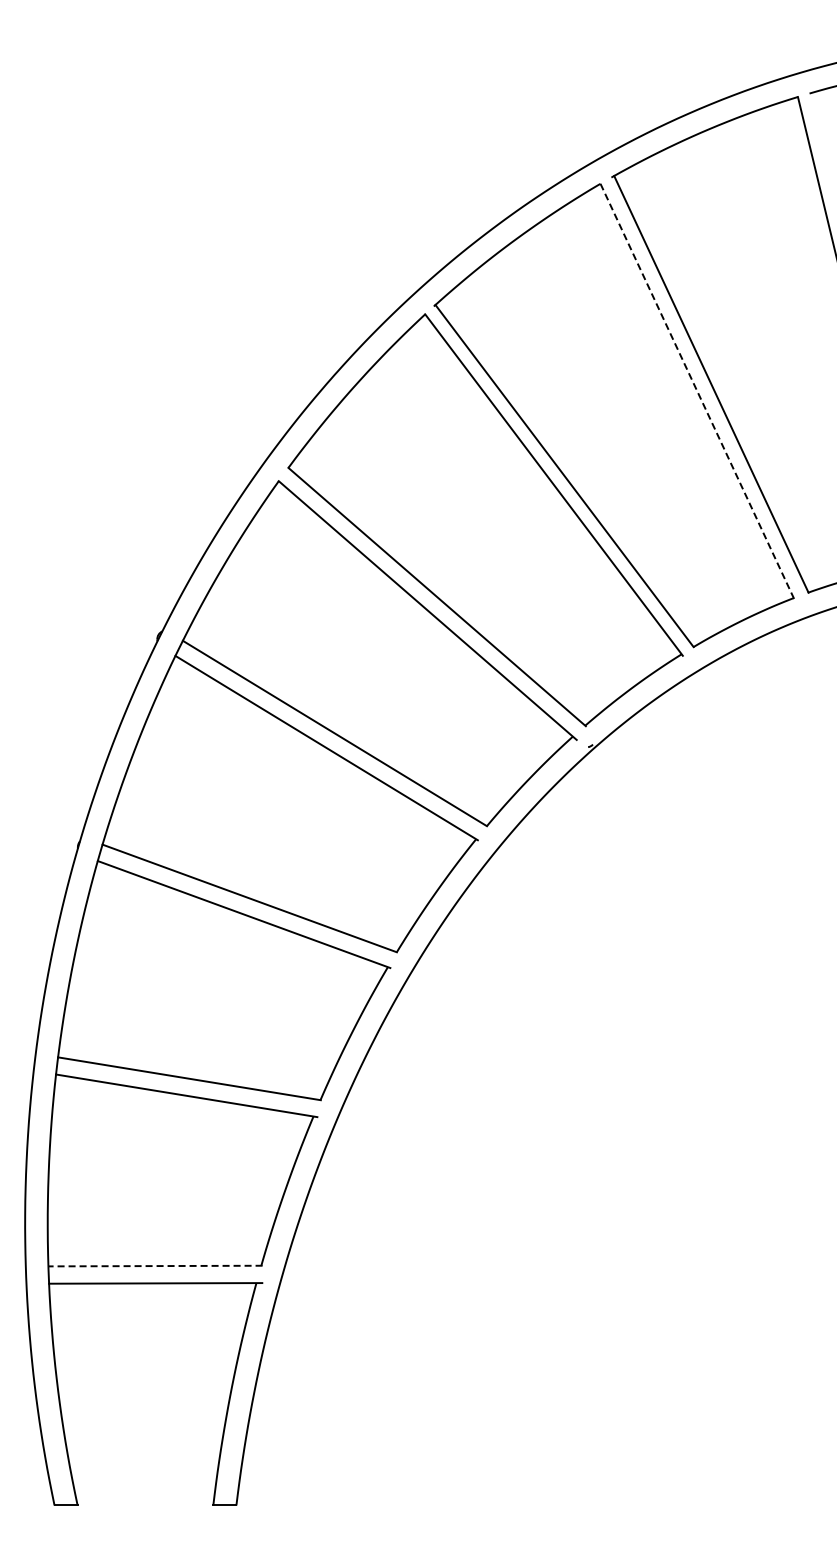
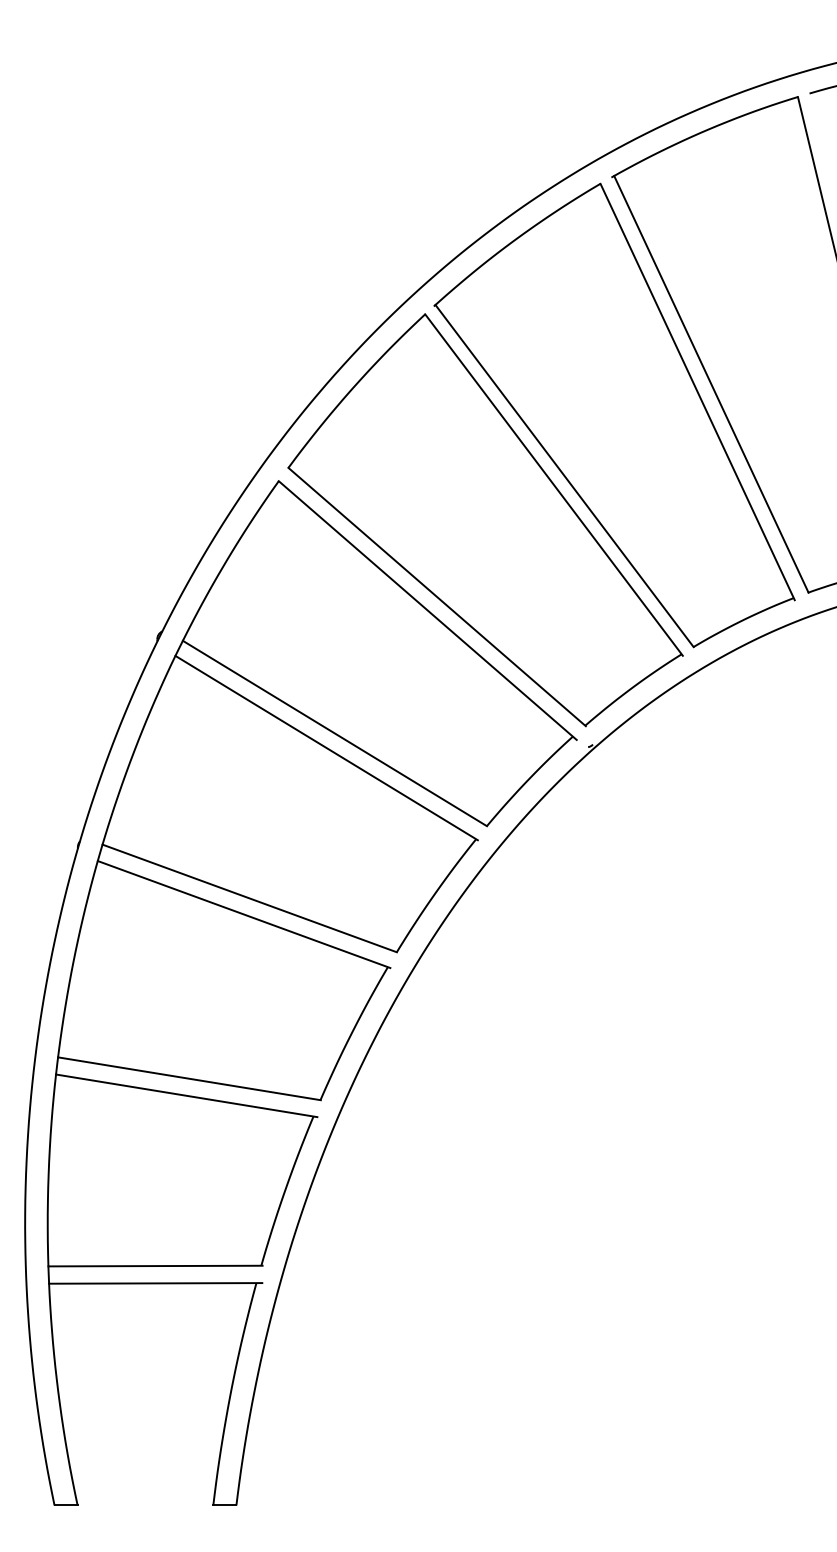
line: dashed -> solid (697, 392)
line: dashed -> solid (155, 1266)
